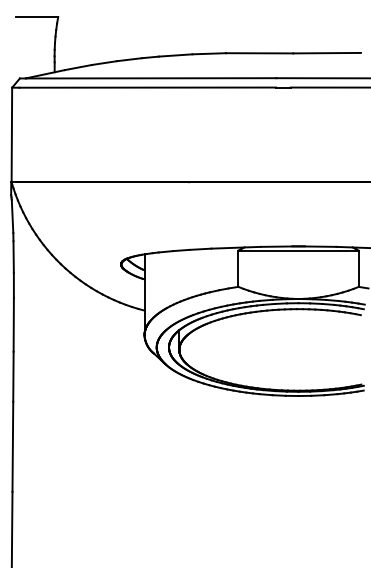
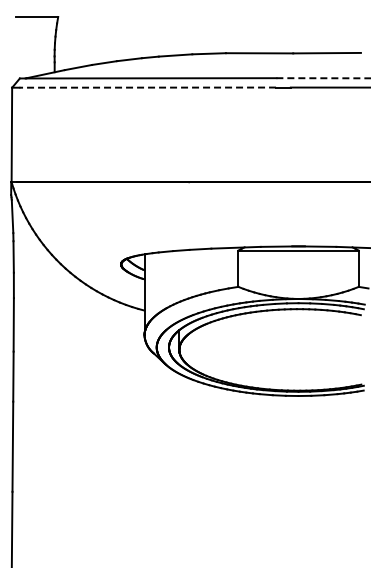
line: solid -> dashed (323, 78)
line: solid -> dashed (147, 87)
